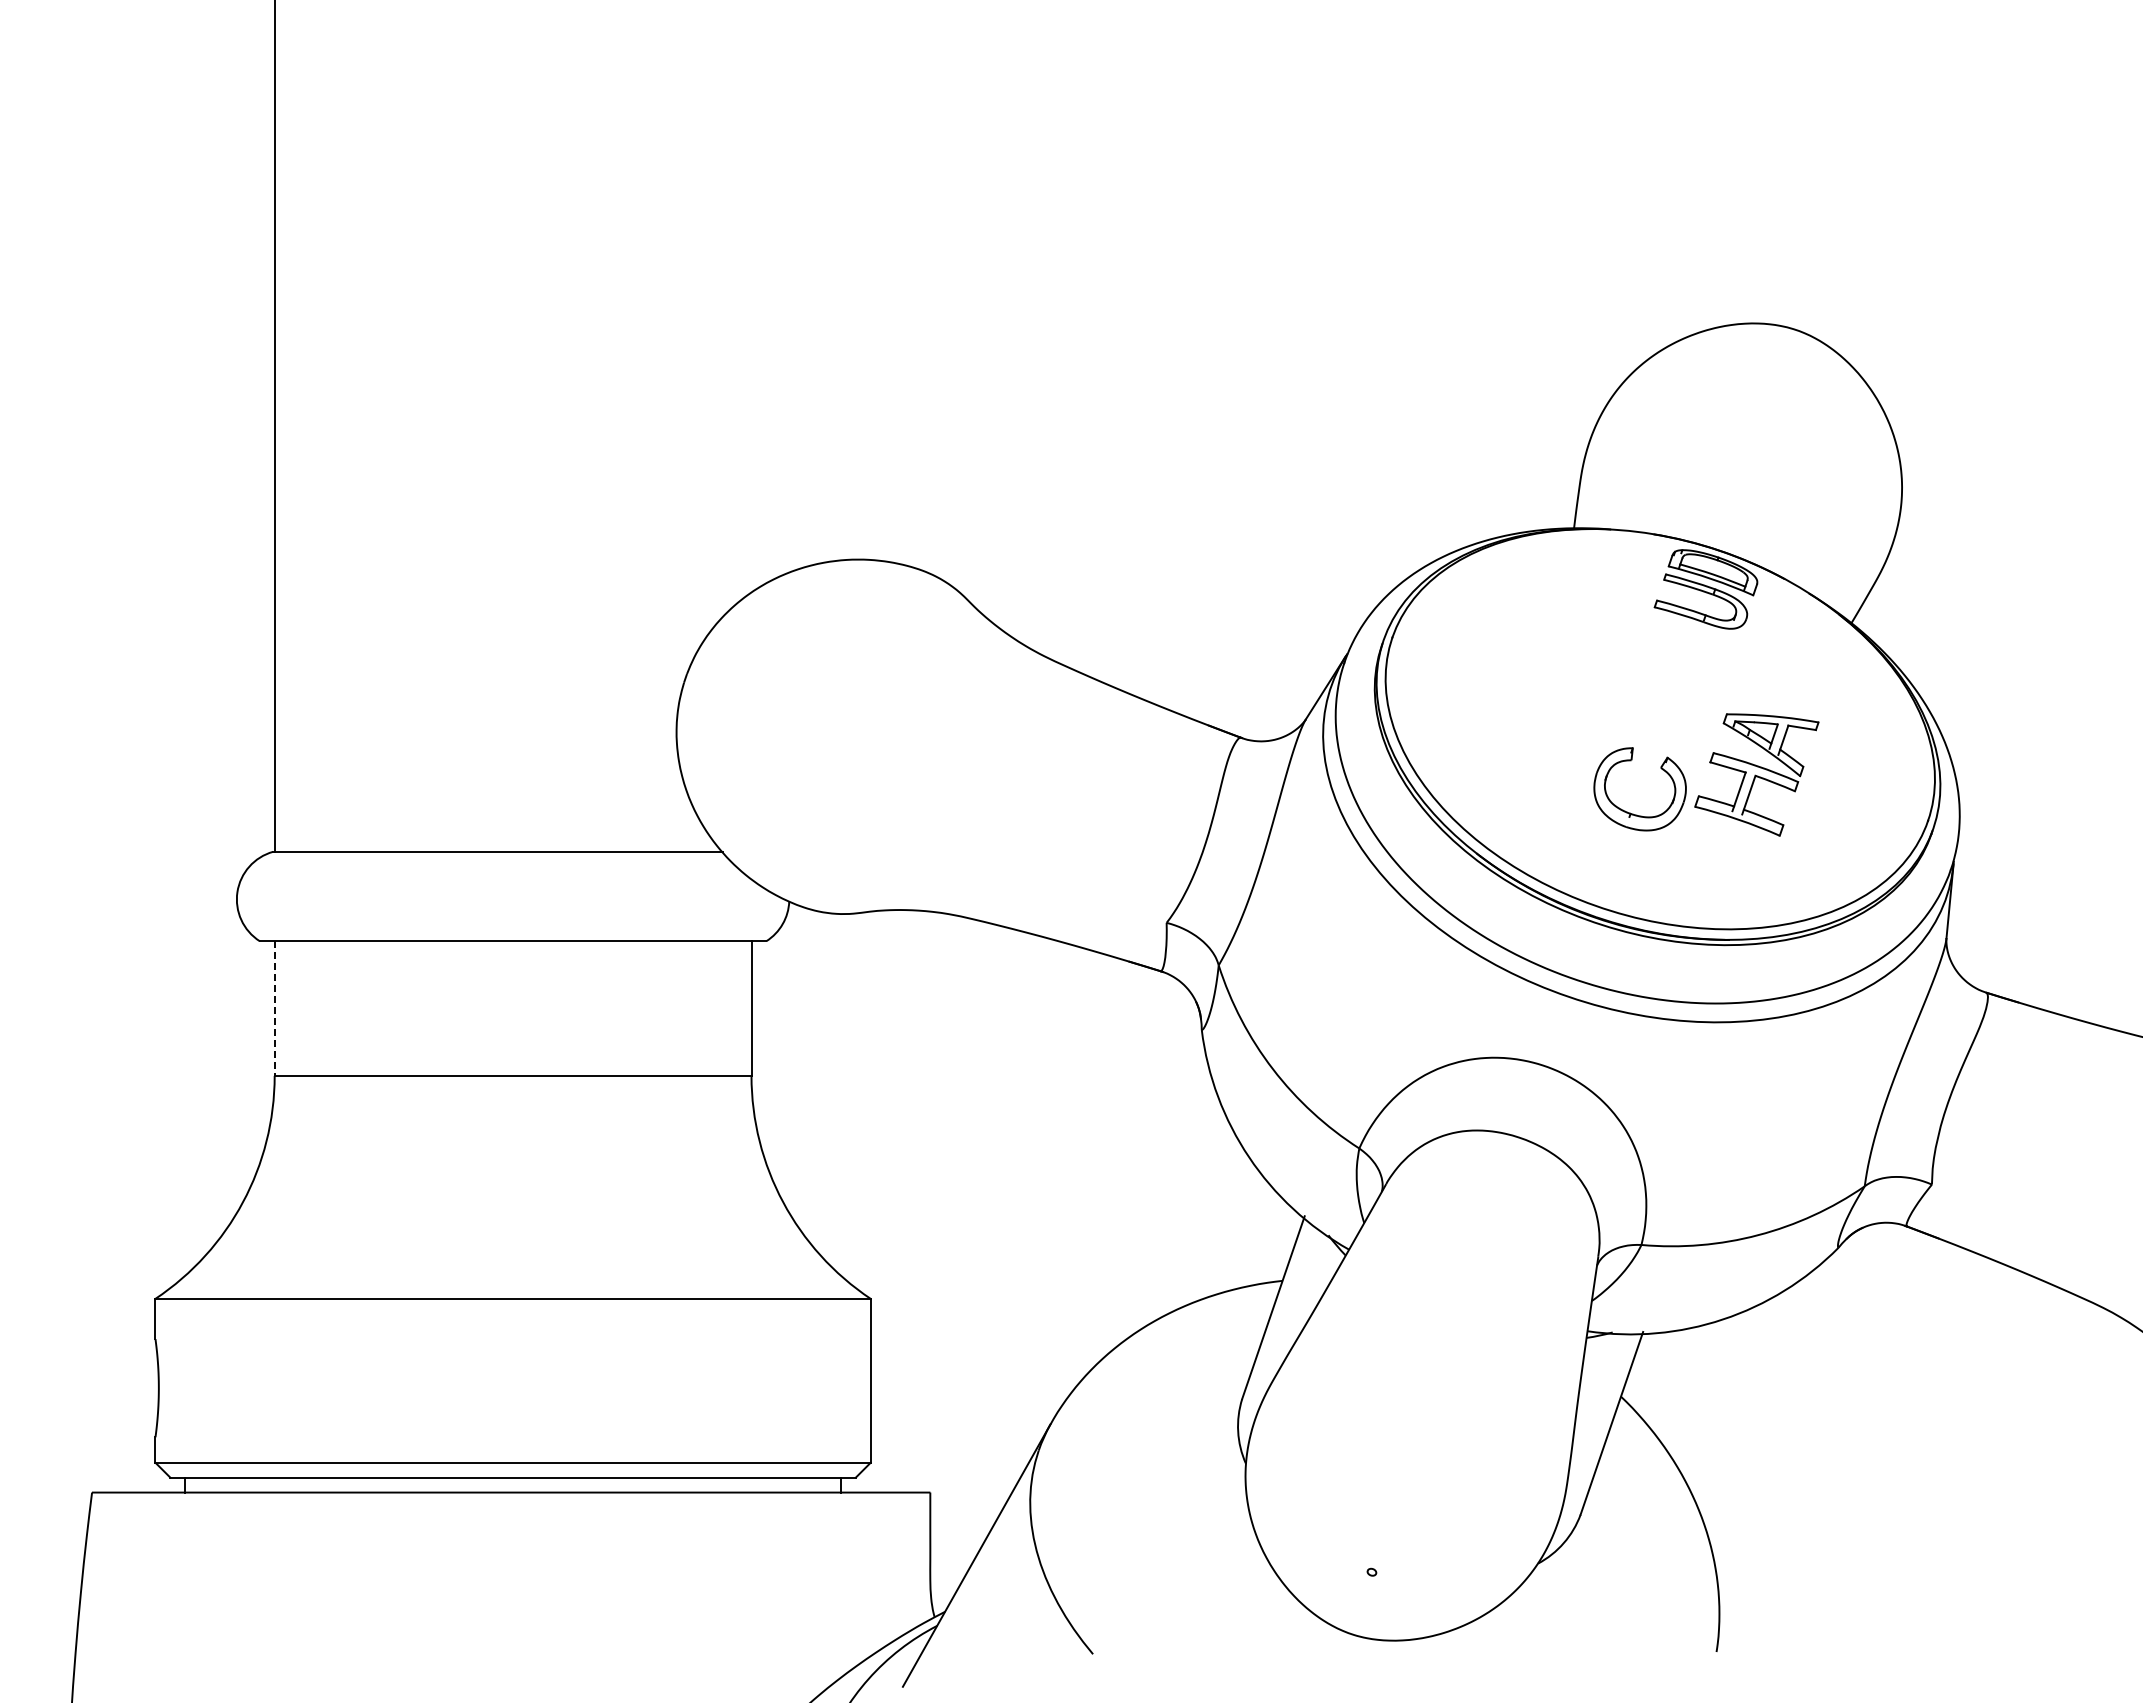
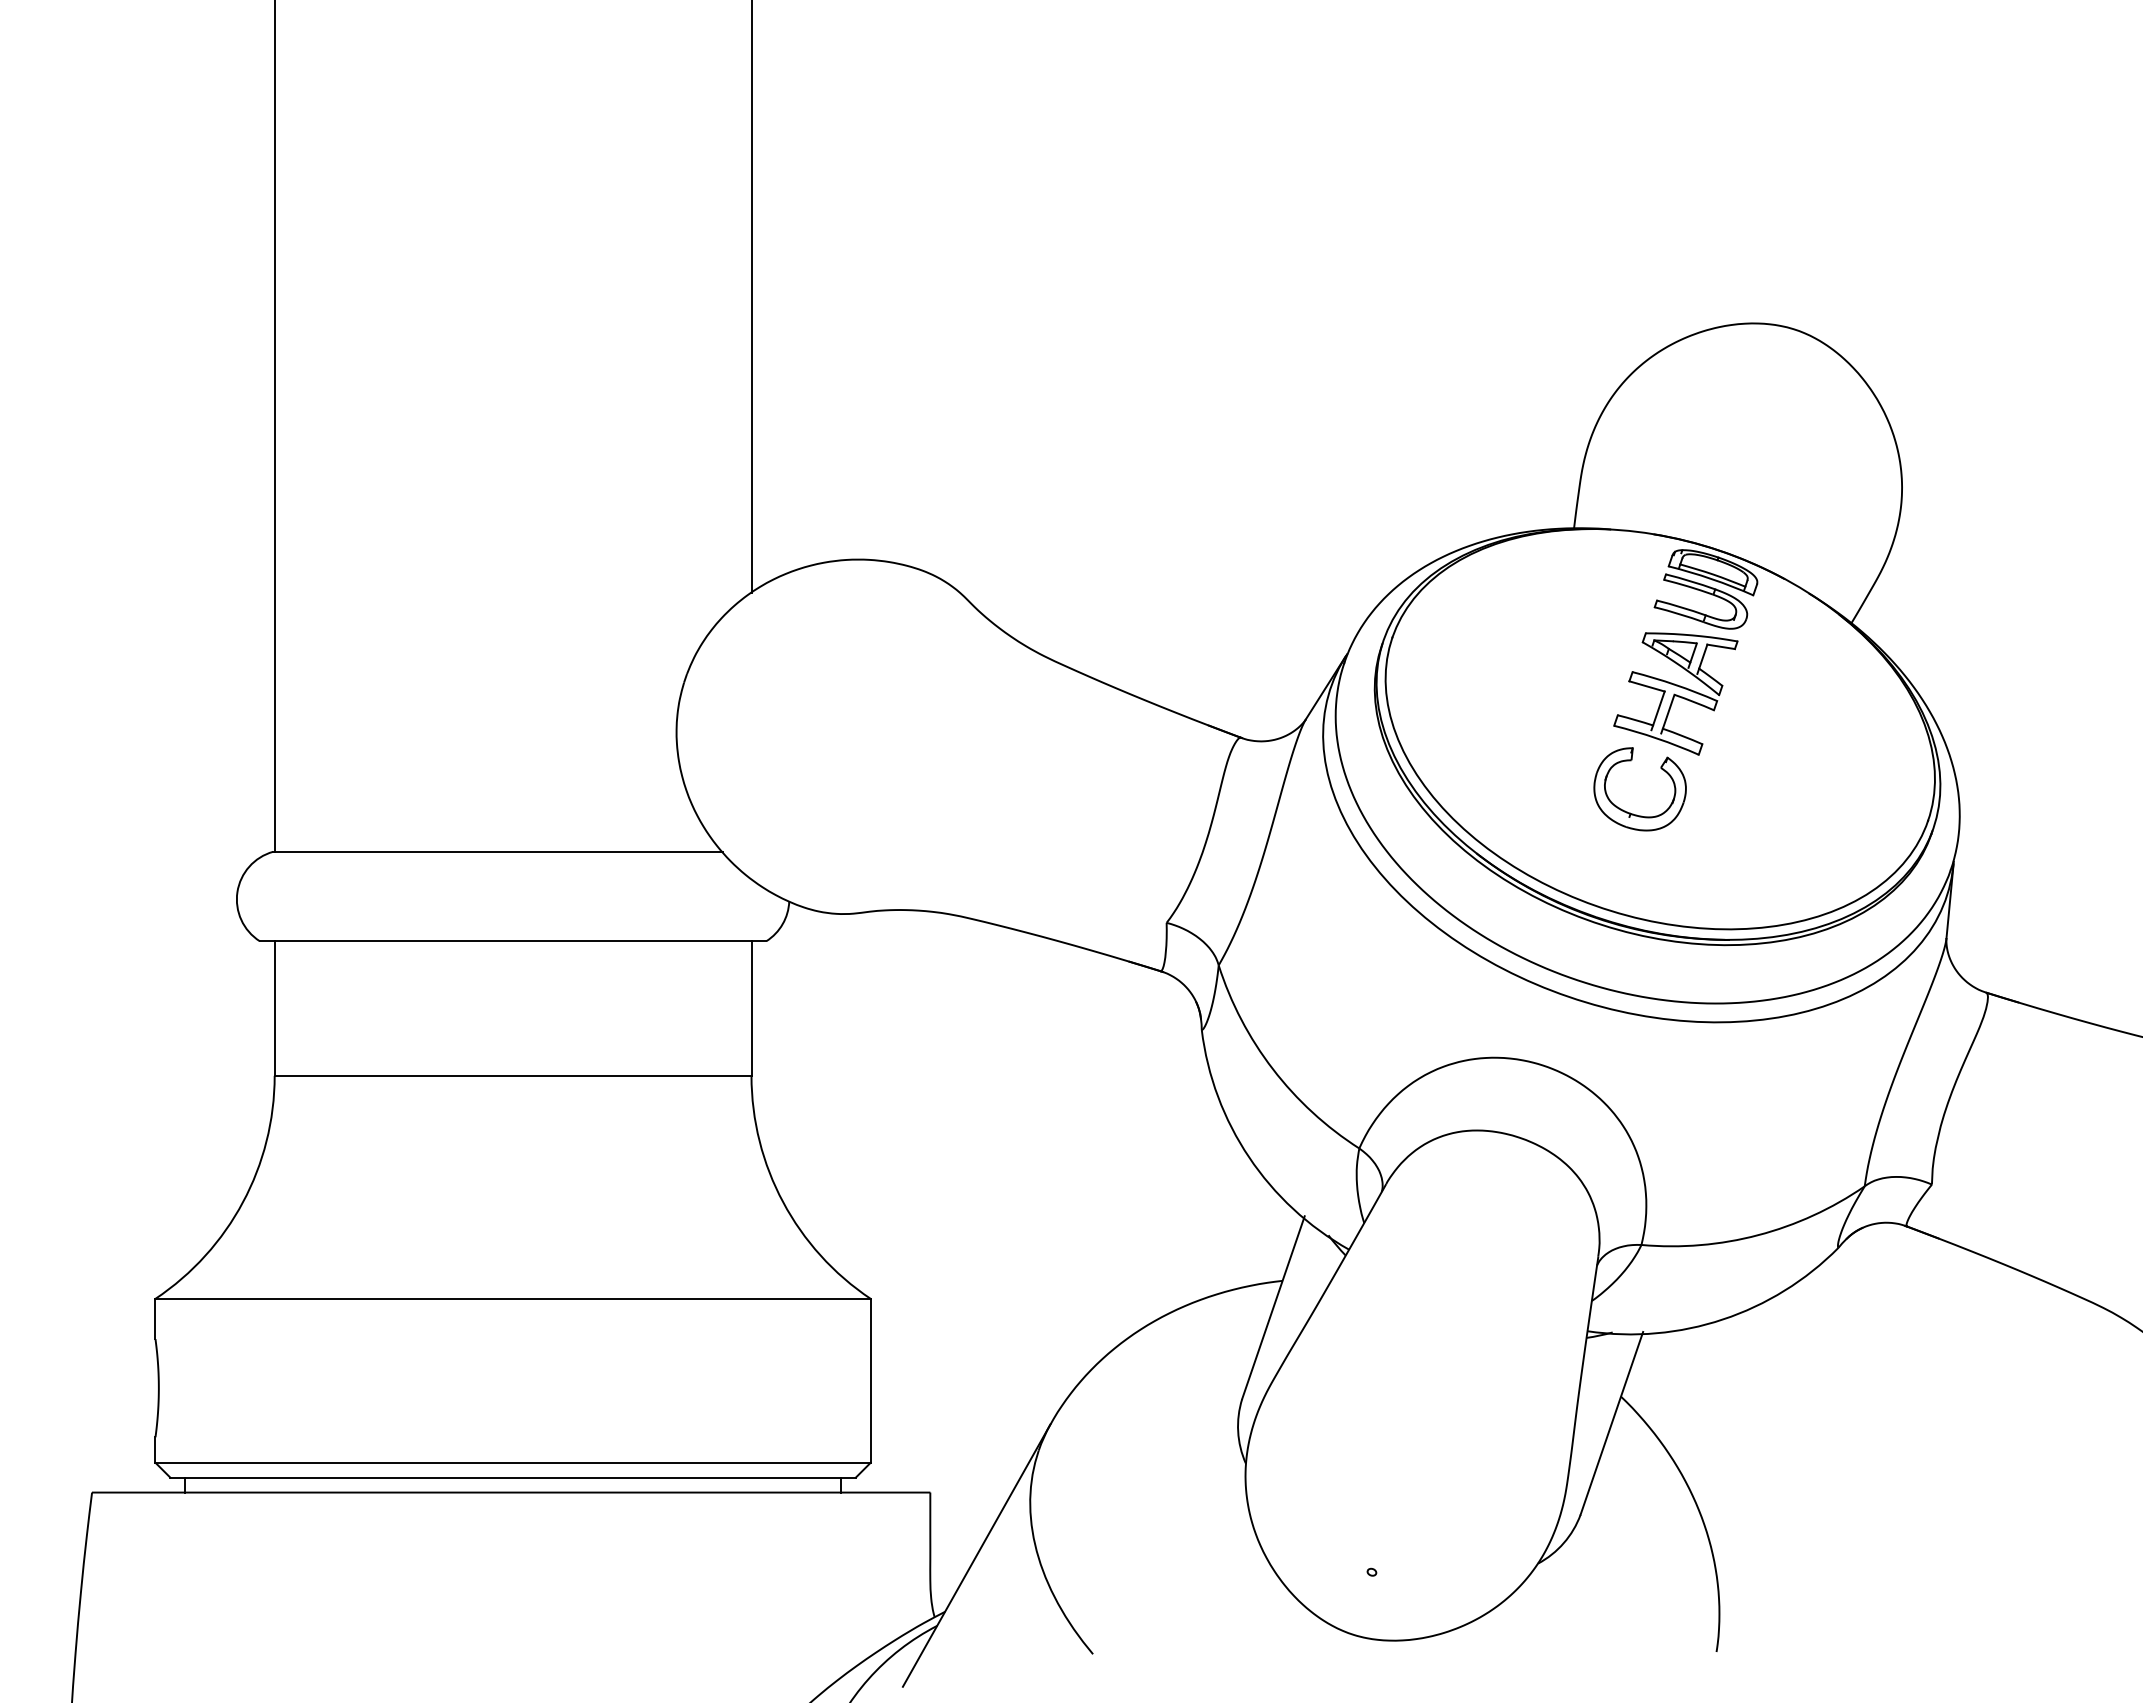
line: none -> present (751, 297)
part position: (1756, 774) -> (1675, 693) (1675, 693)
line: dashed -> solid (274, 1009)
